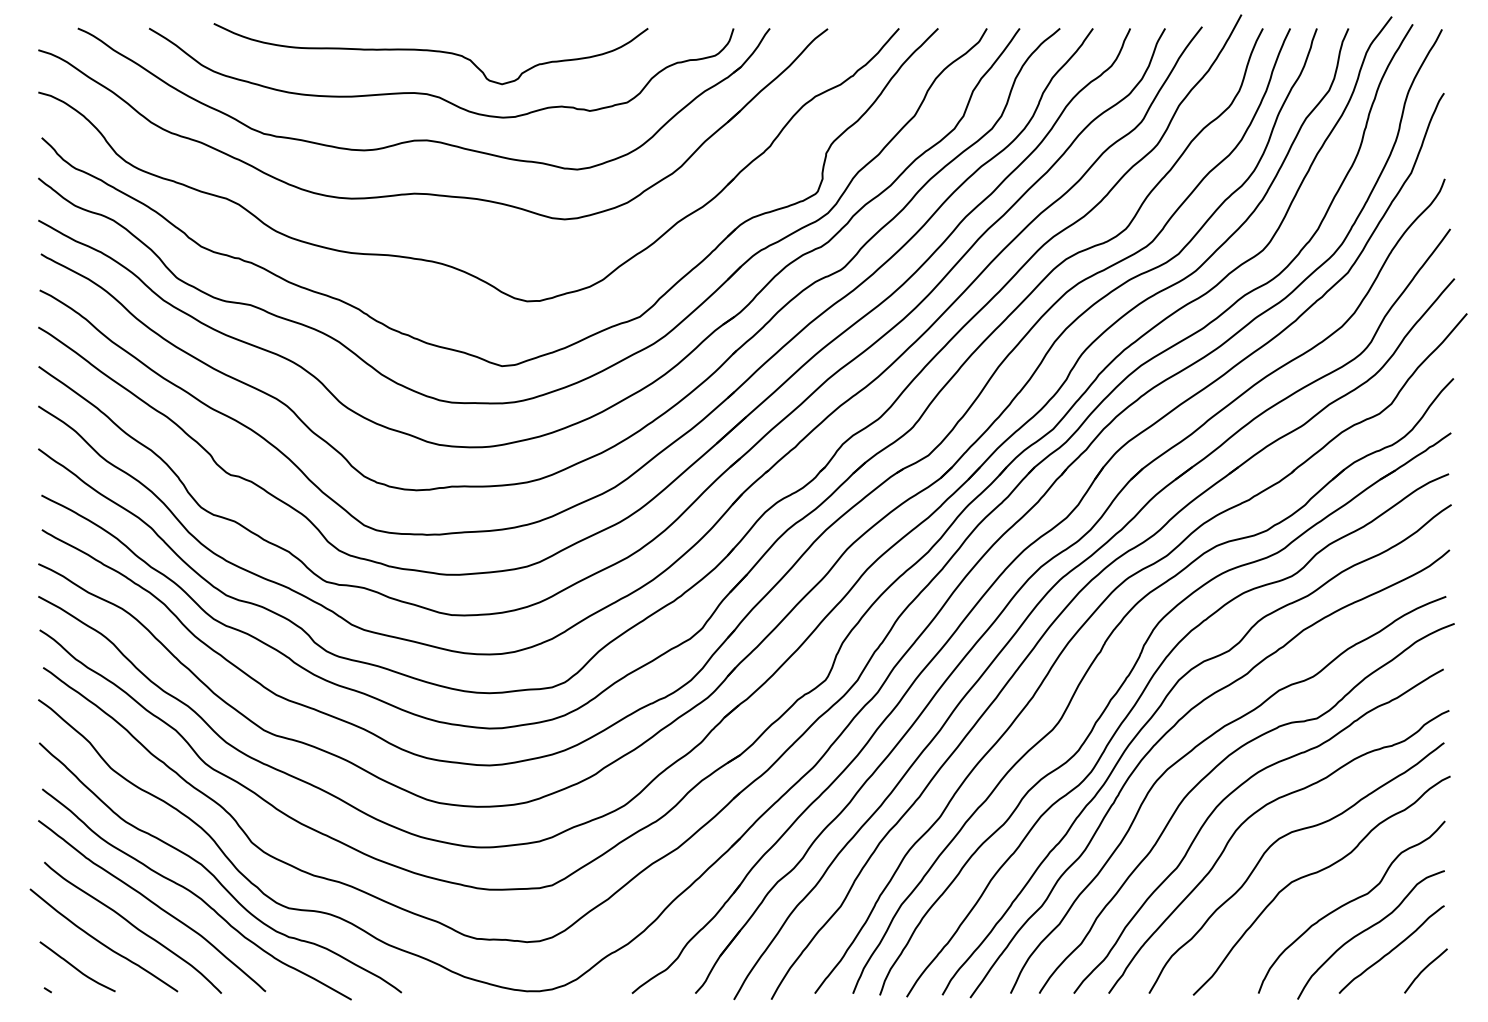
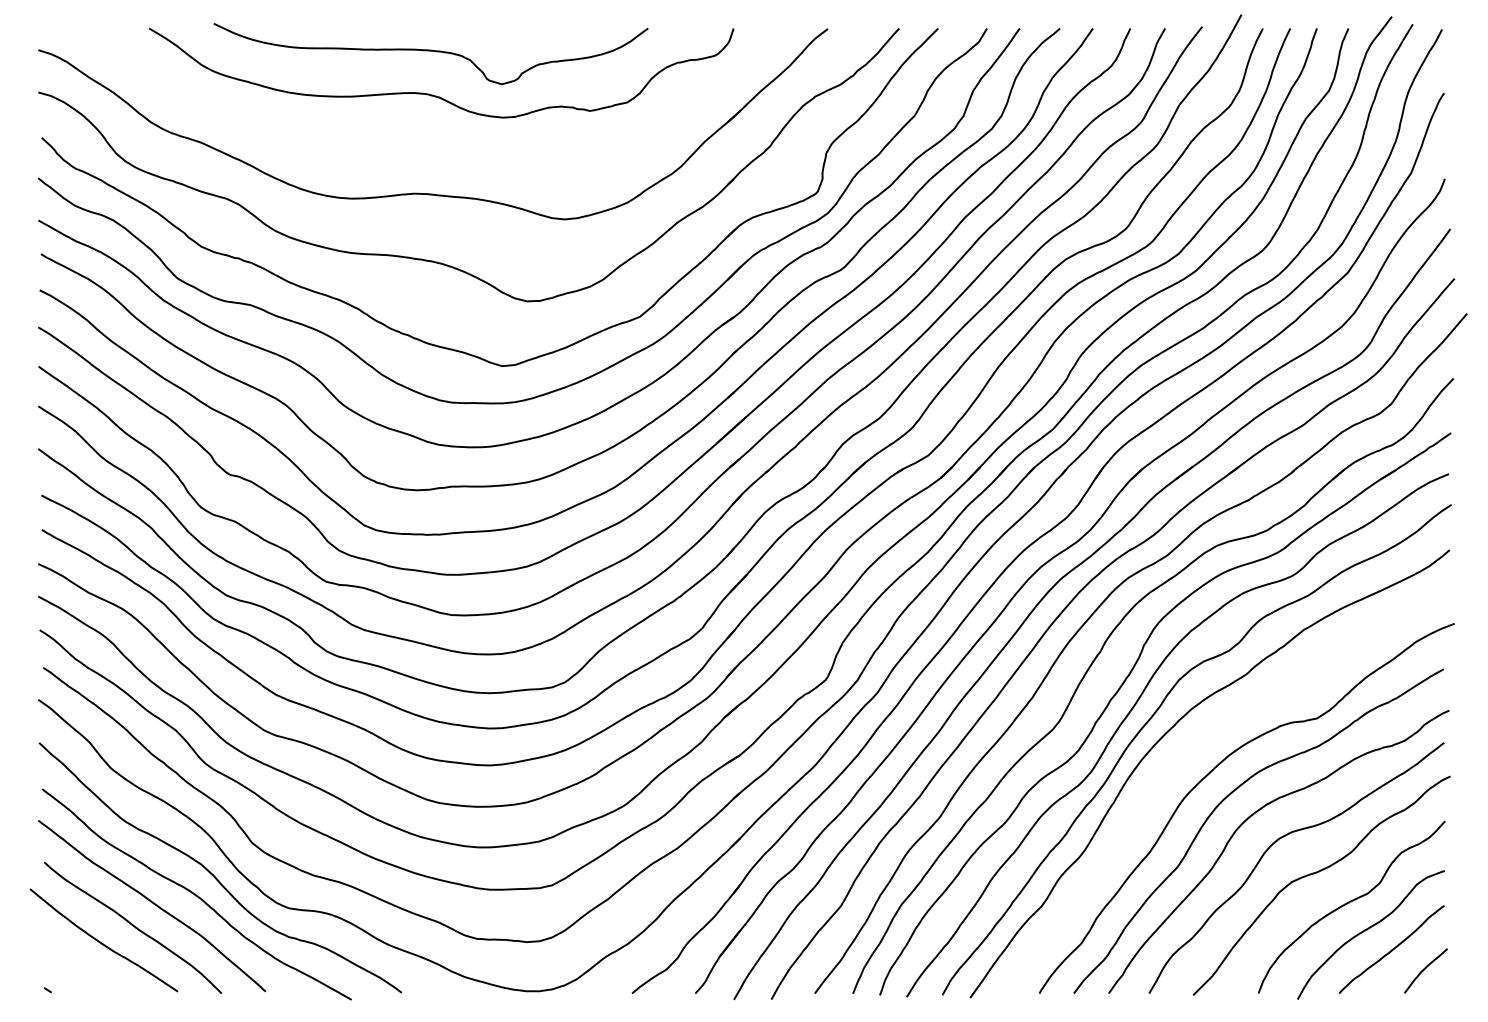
part: present -> none (423, 139)
curve: present -> none (1192, 751)
curve: present -> none (76, 967)
